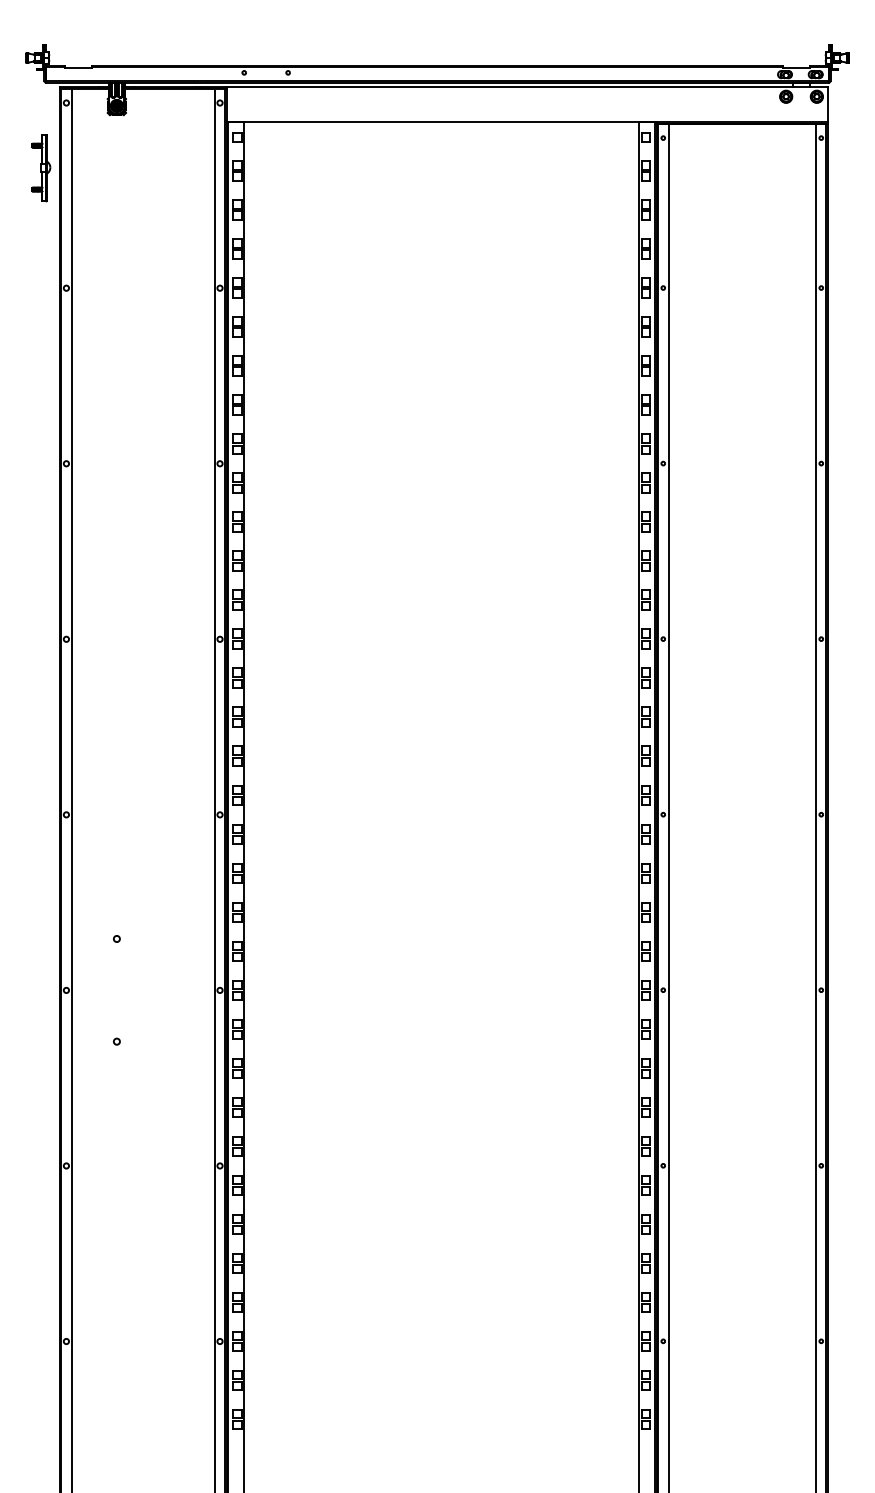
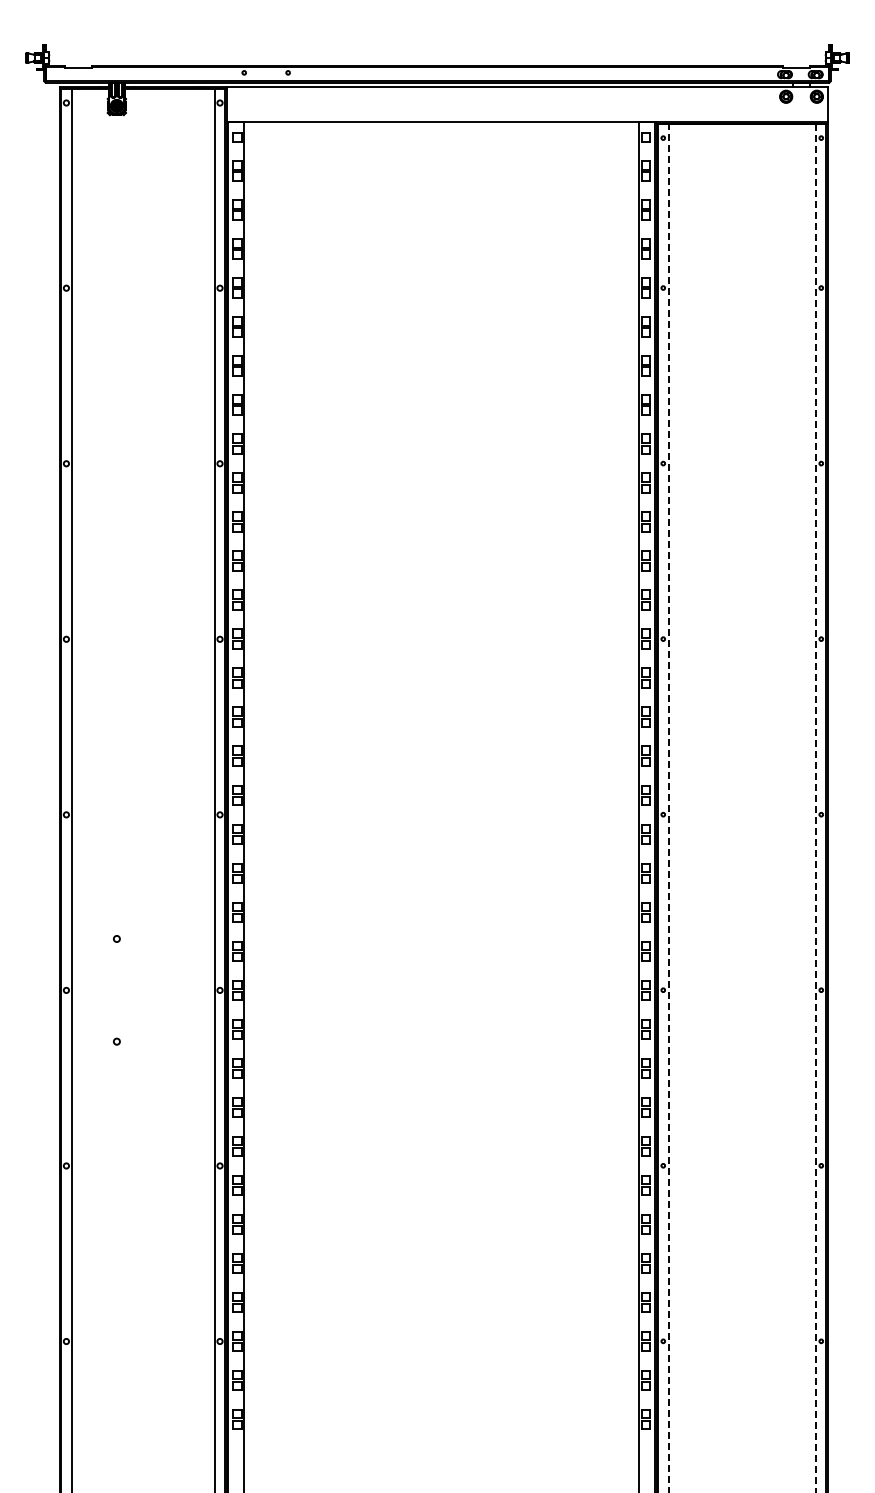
part: present -> none (41, 168)
line: solid -> dashed (668, 807)
line: solid -> dashed (816, 808)
